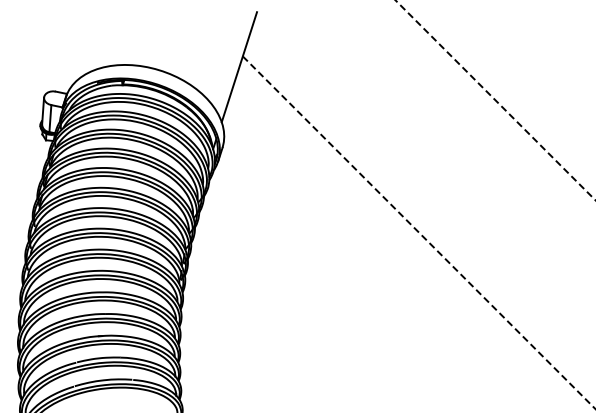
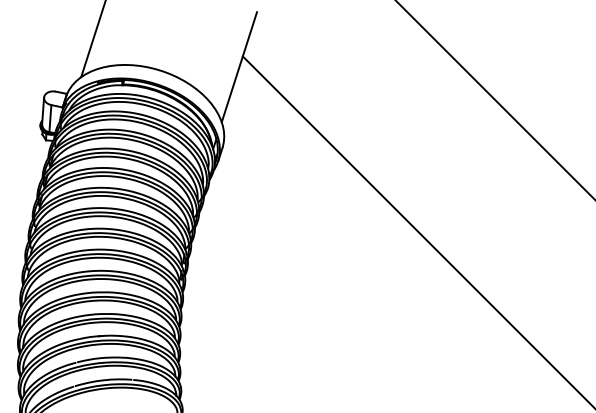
line: none -> present (93, 39)
line: dashed -> solid (495, 99)
line: dashed -> solid (419, 233)
